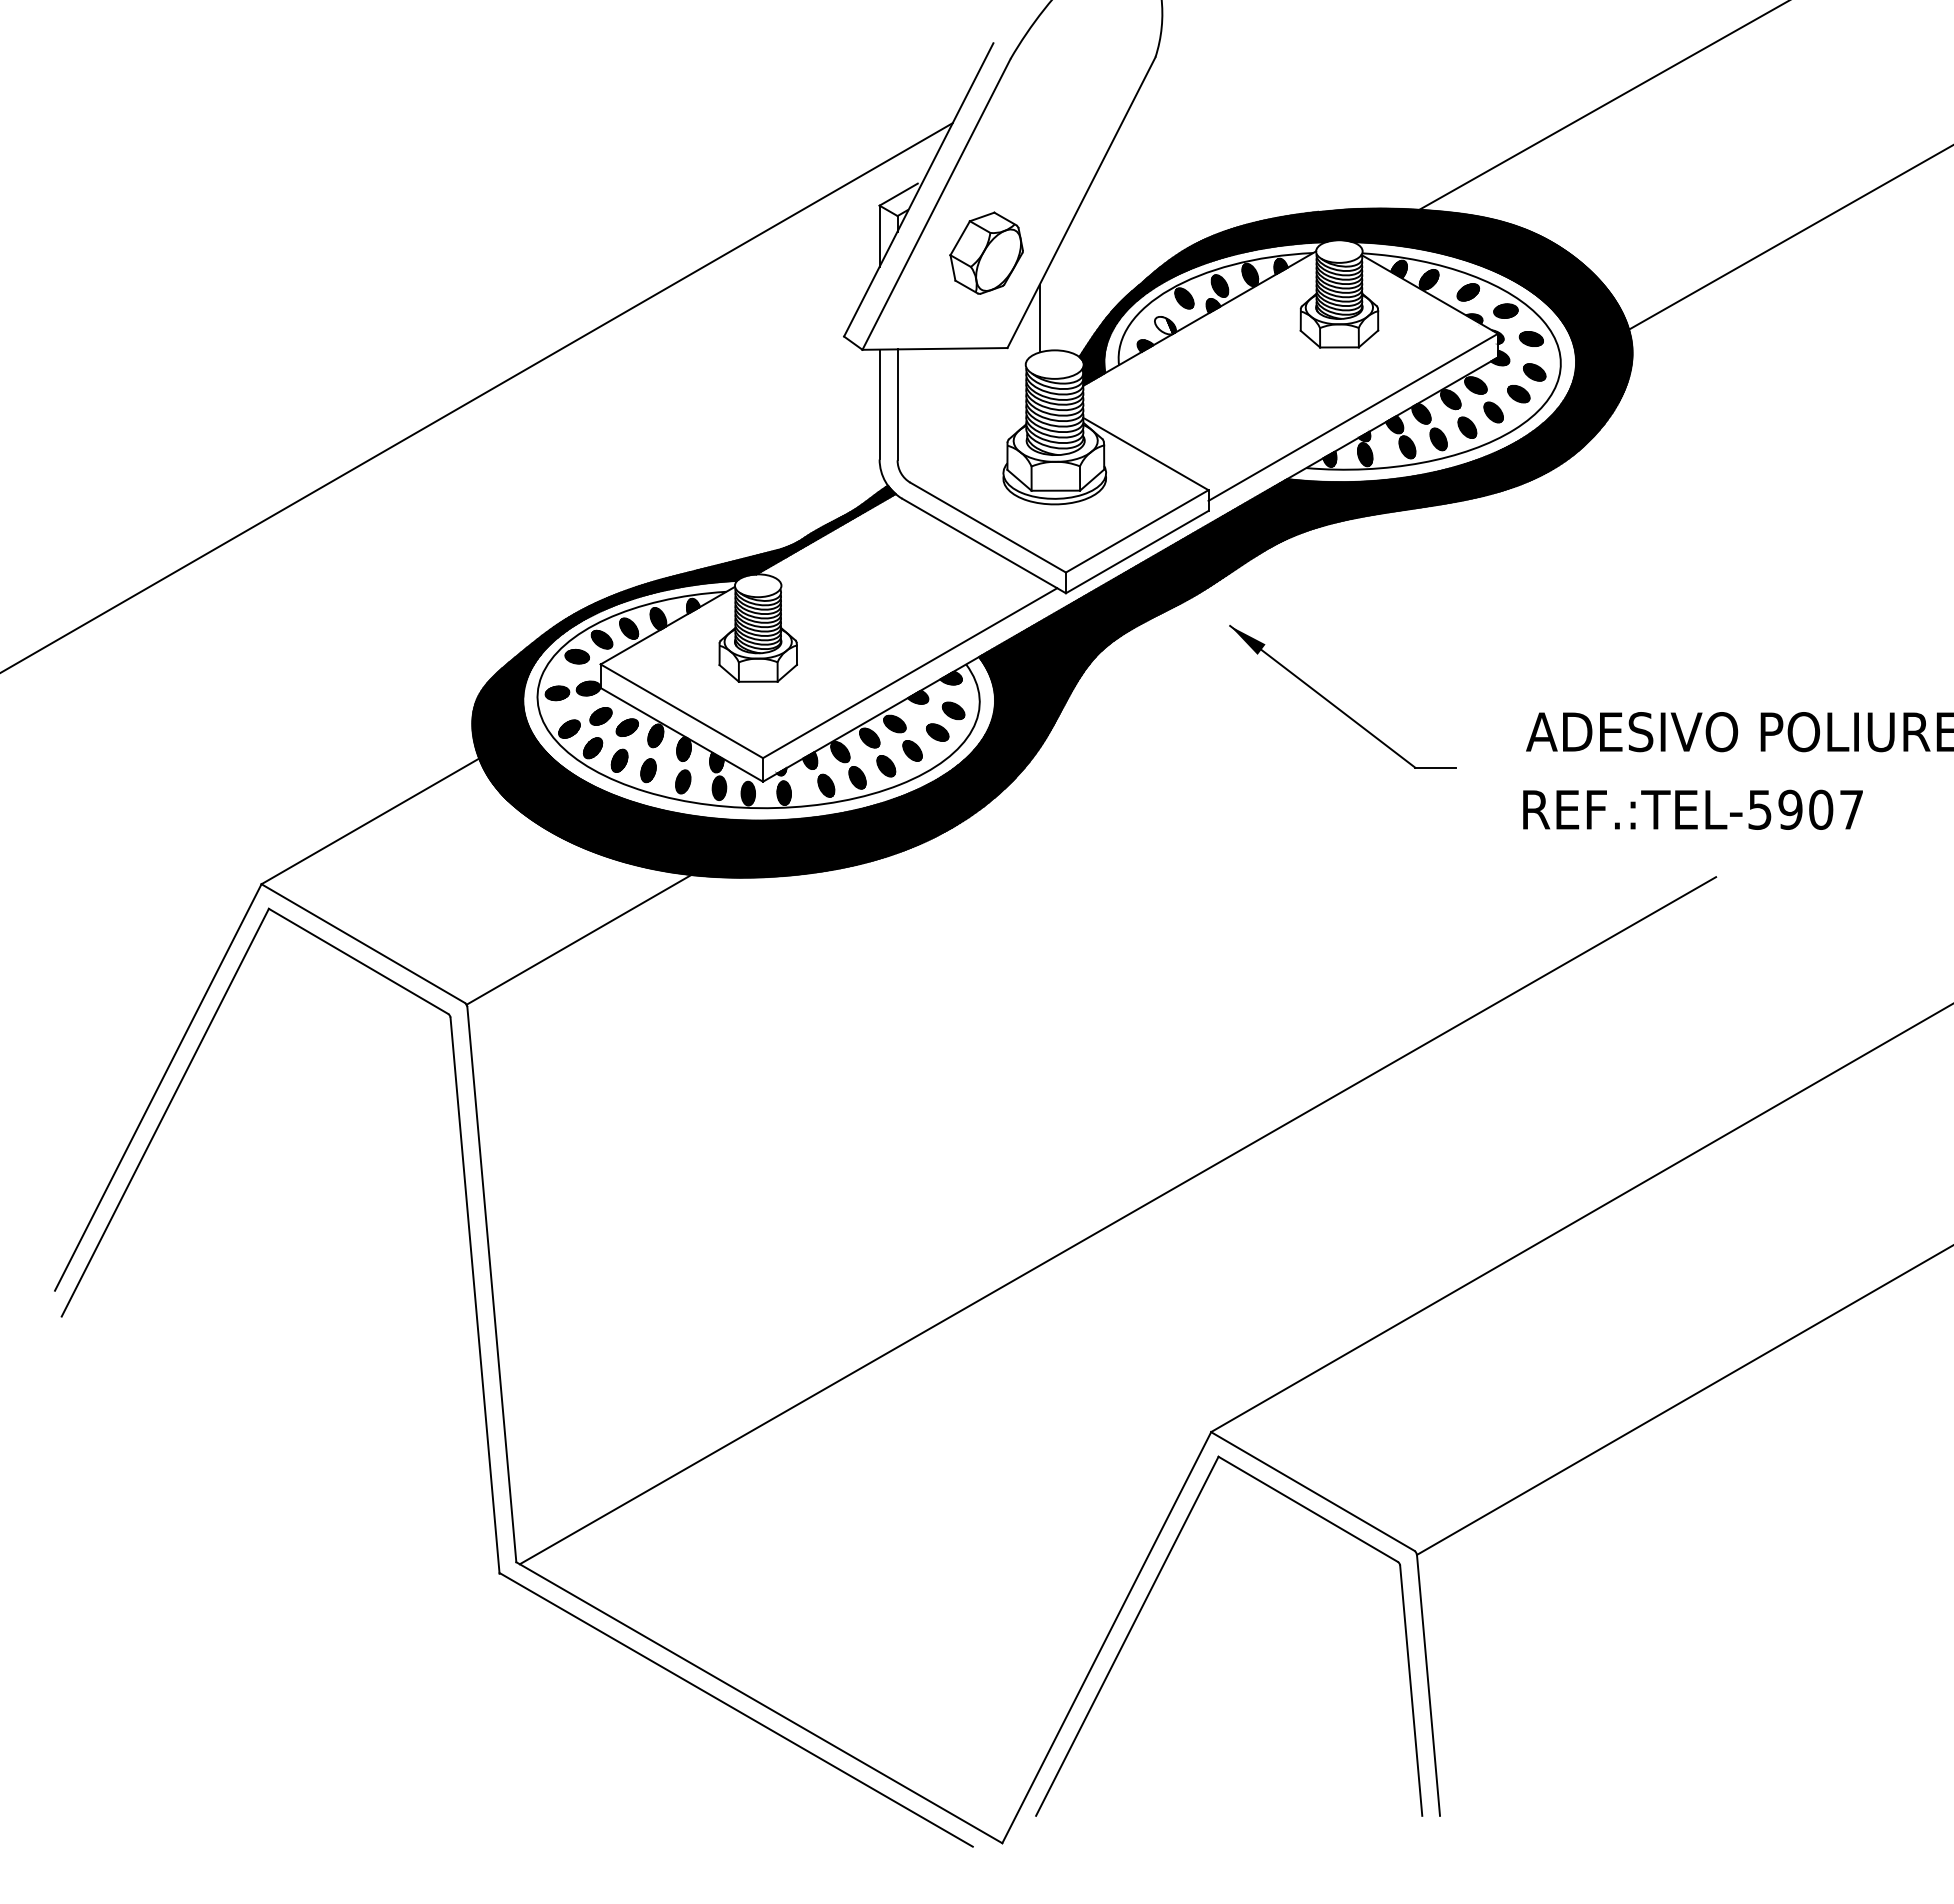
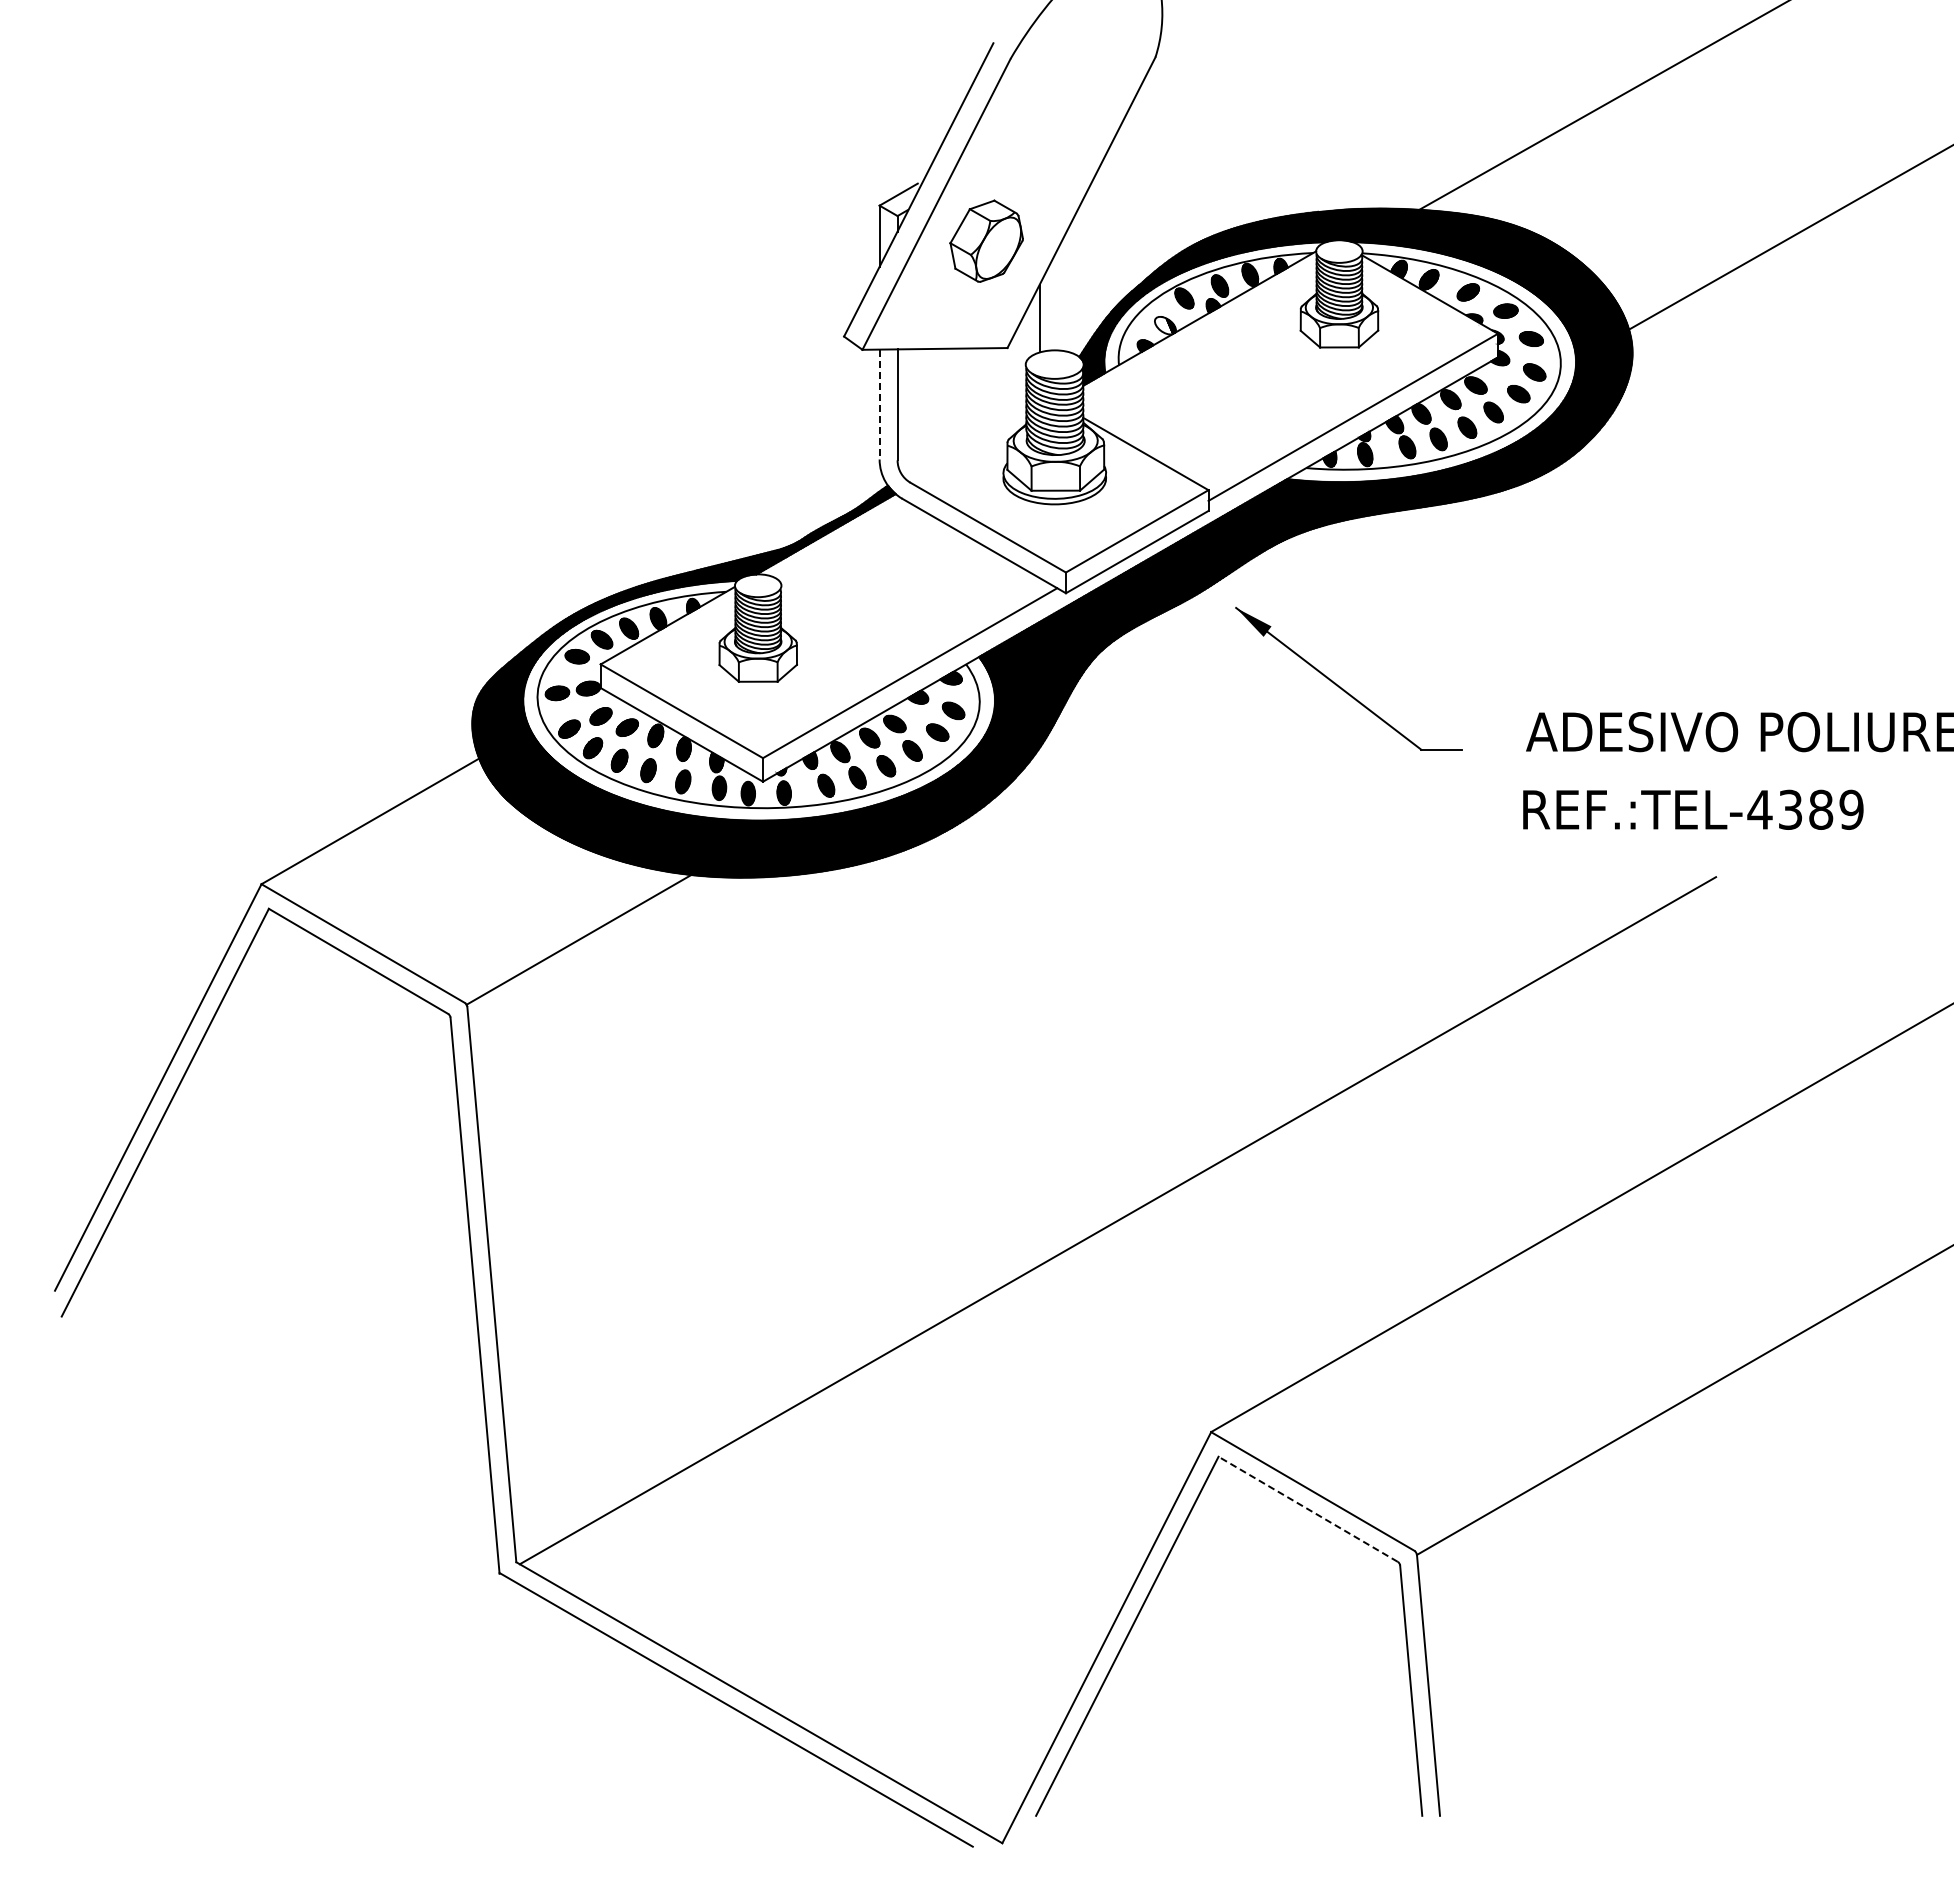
part position: (986, 252) -> (986, 240) (986, 240)
line: present -> none (477, 397)
line: solid -> dashed (879, 404)
part position: (1337, 706) -> (1343, 688) (1343, 688)
text: REF.:TEL-5907 -> REF.:TEL-4389 (1805, 809)
line: solid -> dashed (1308, 1509)
